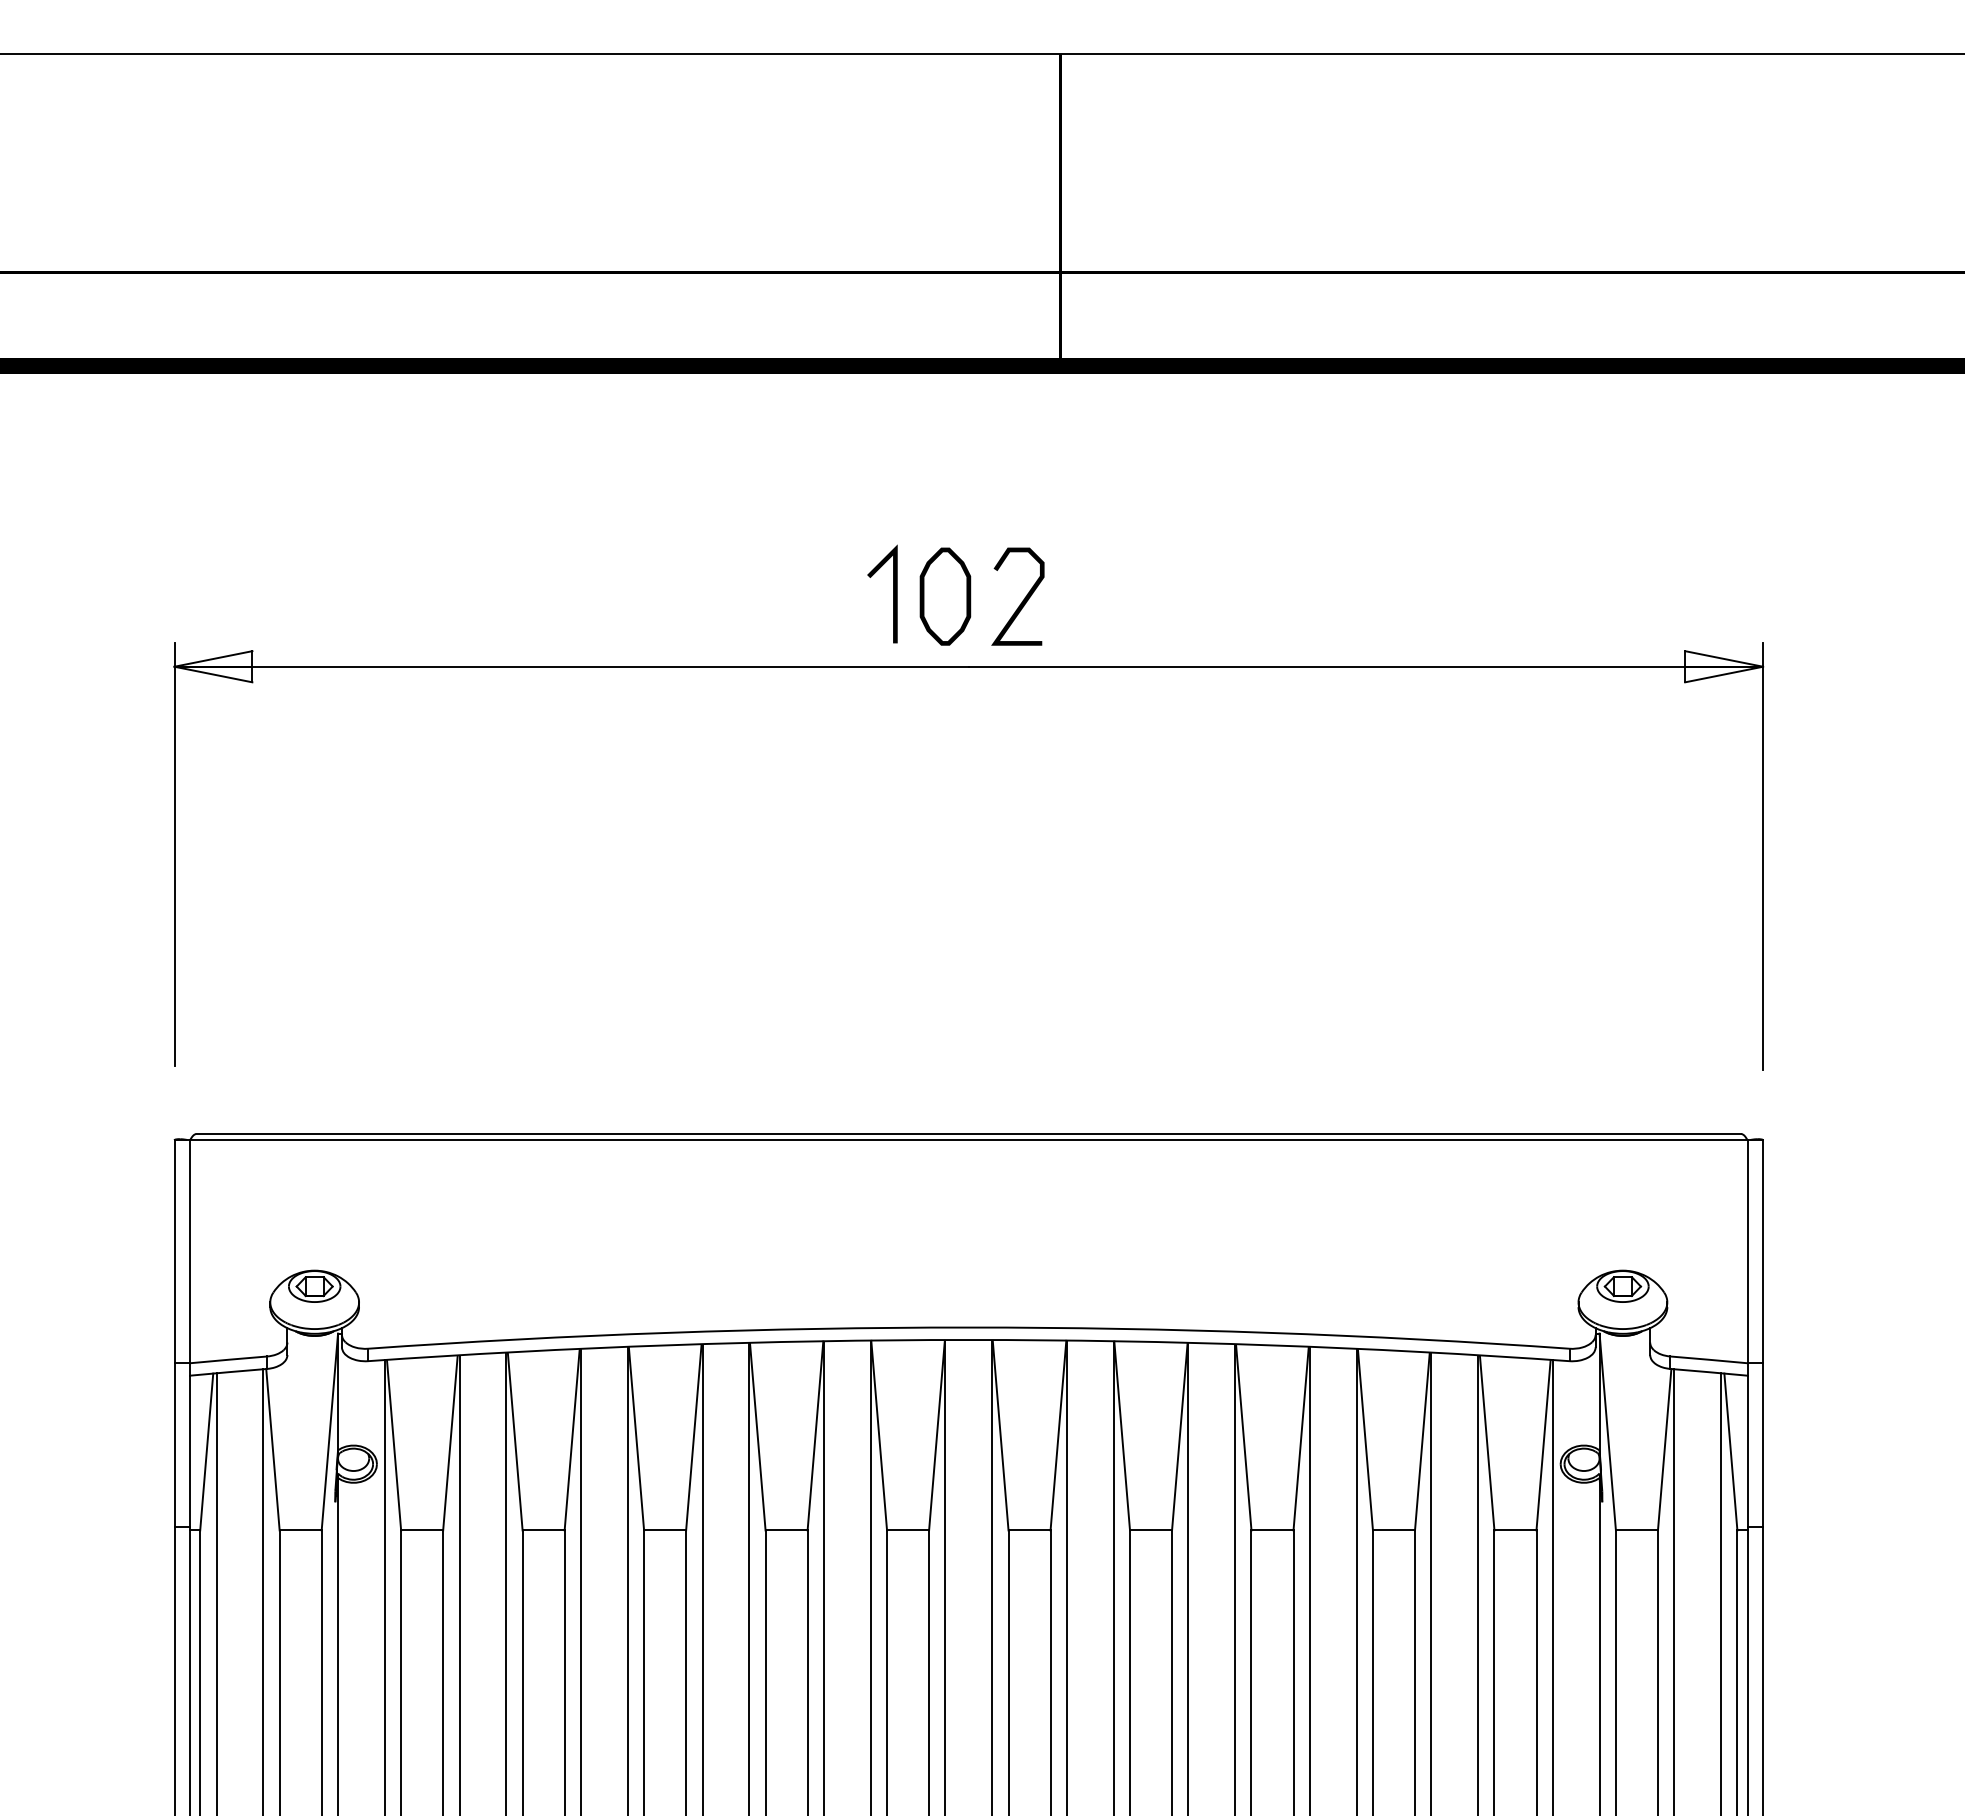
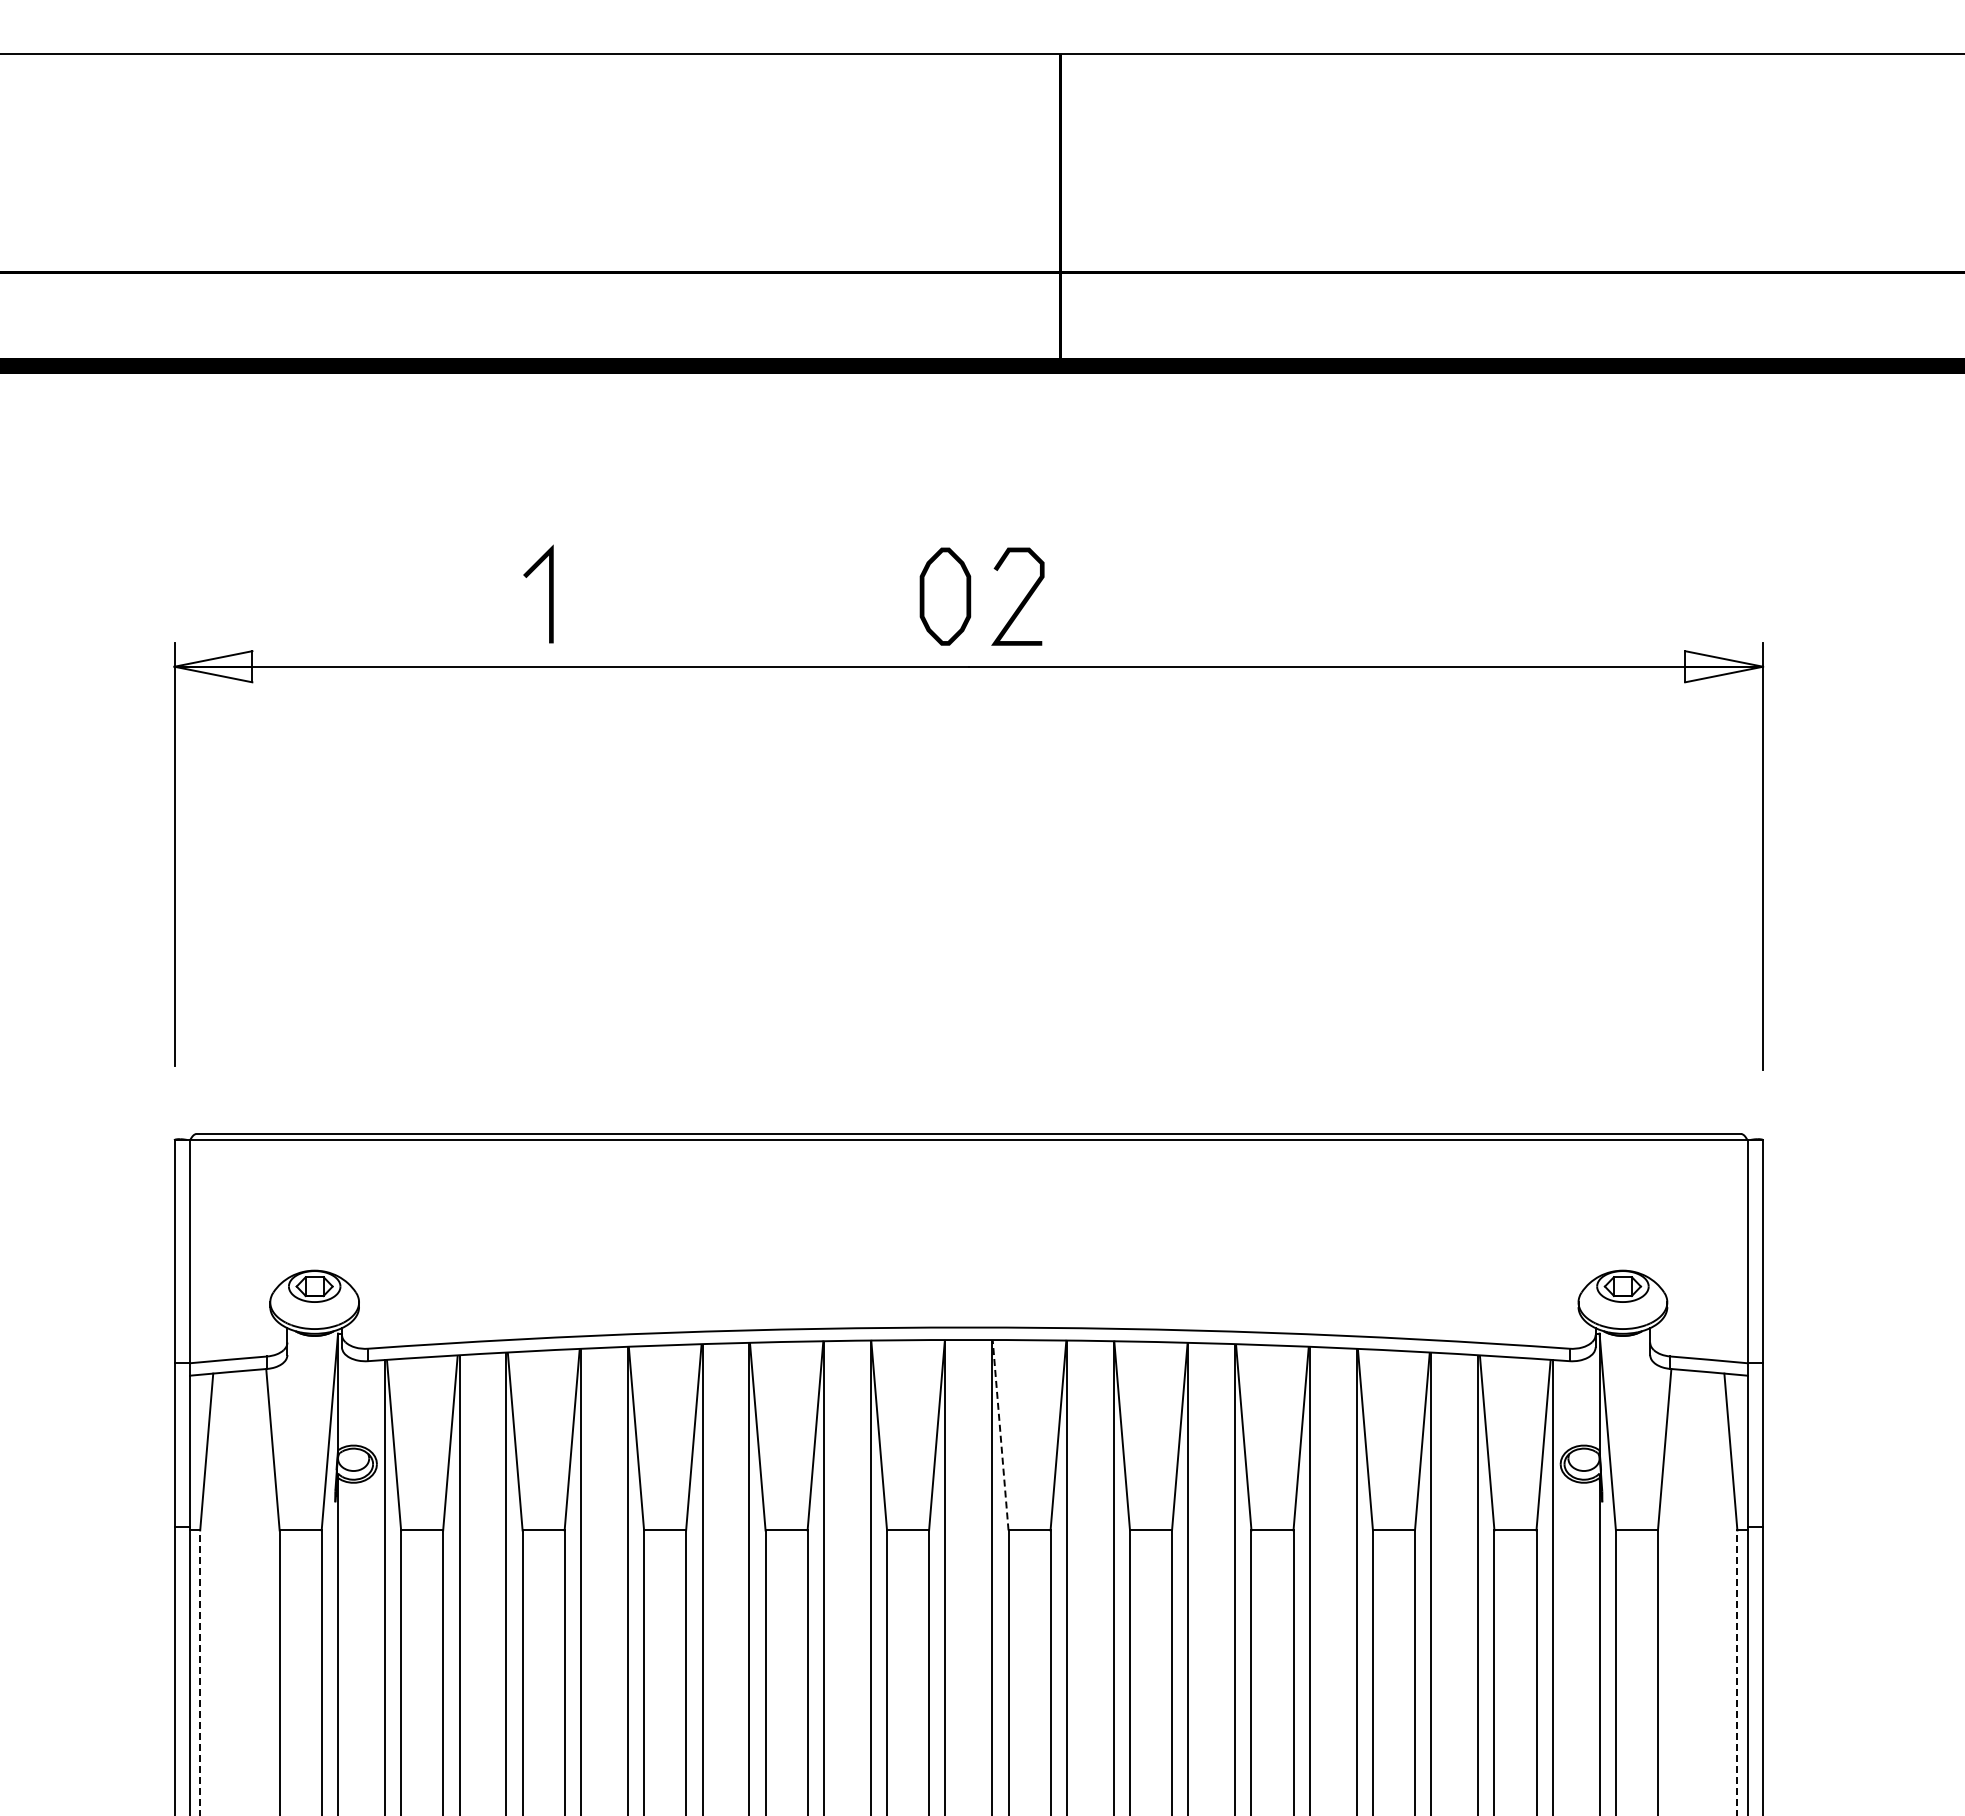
line position: (893, 593) -> (549, 593) (549, 593)
line: solid -> dashed (1000, 1435)
line: present -> none (263, 1590)
line: present -> none (1674, 1590)
line: present -> none (216, 1592)
line: present -> none (1721, 1592)
line: solid -> dashed (200, 1672)
line: solid -> dashed (1737, 1672)
